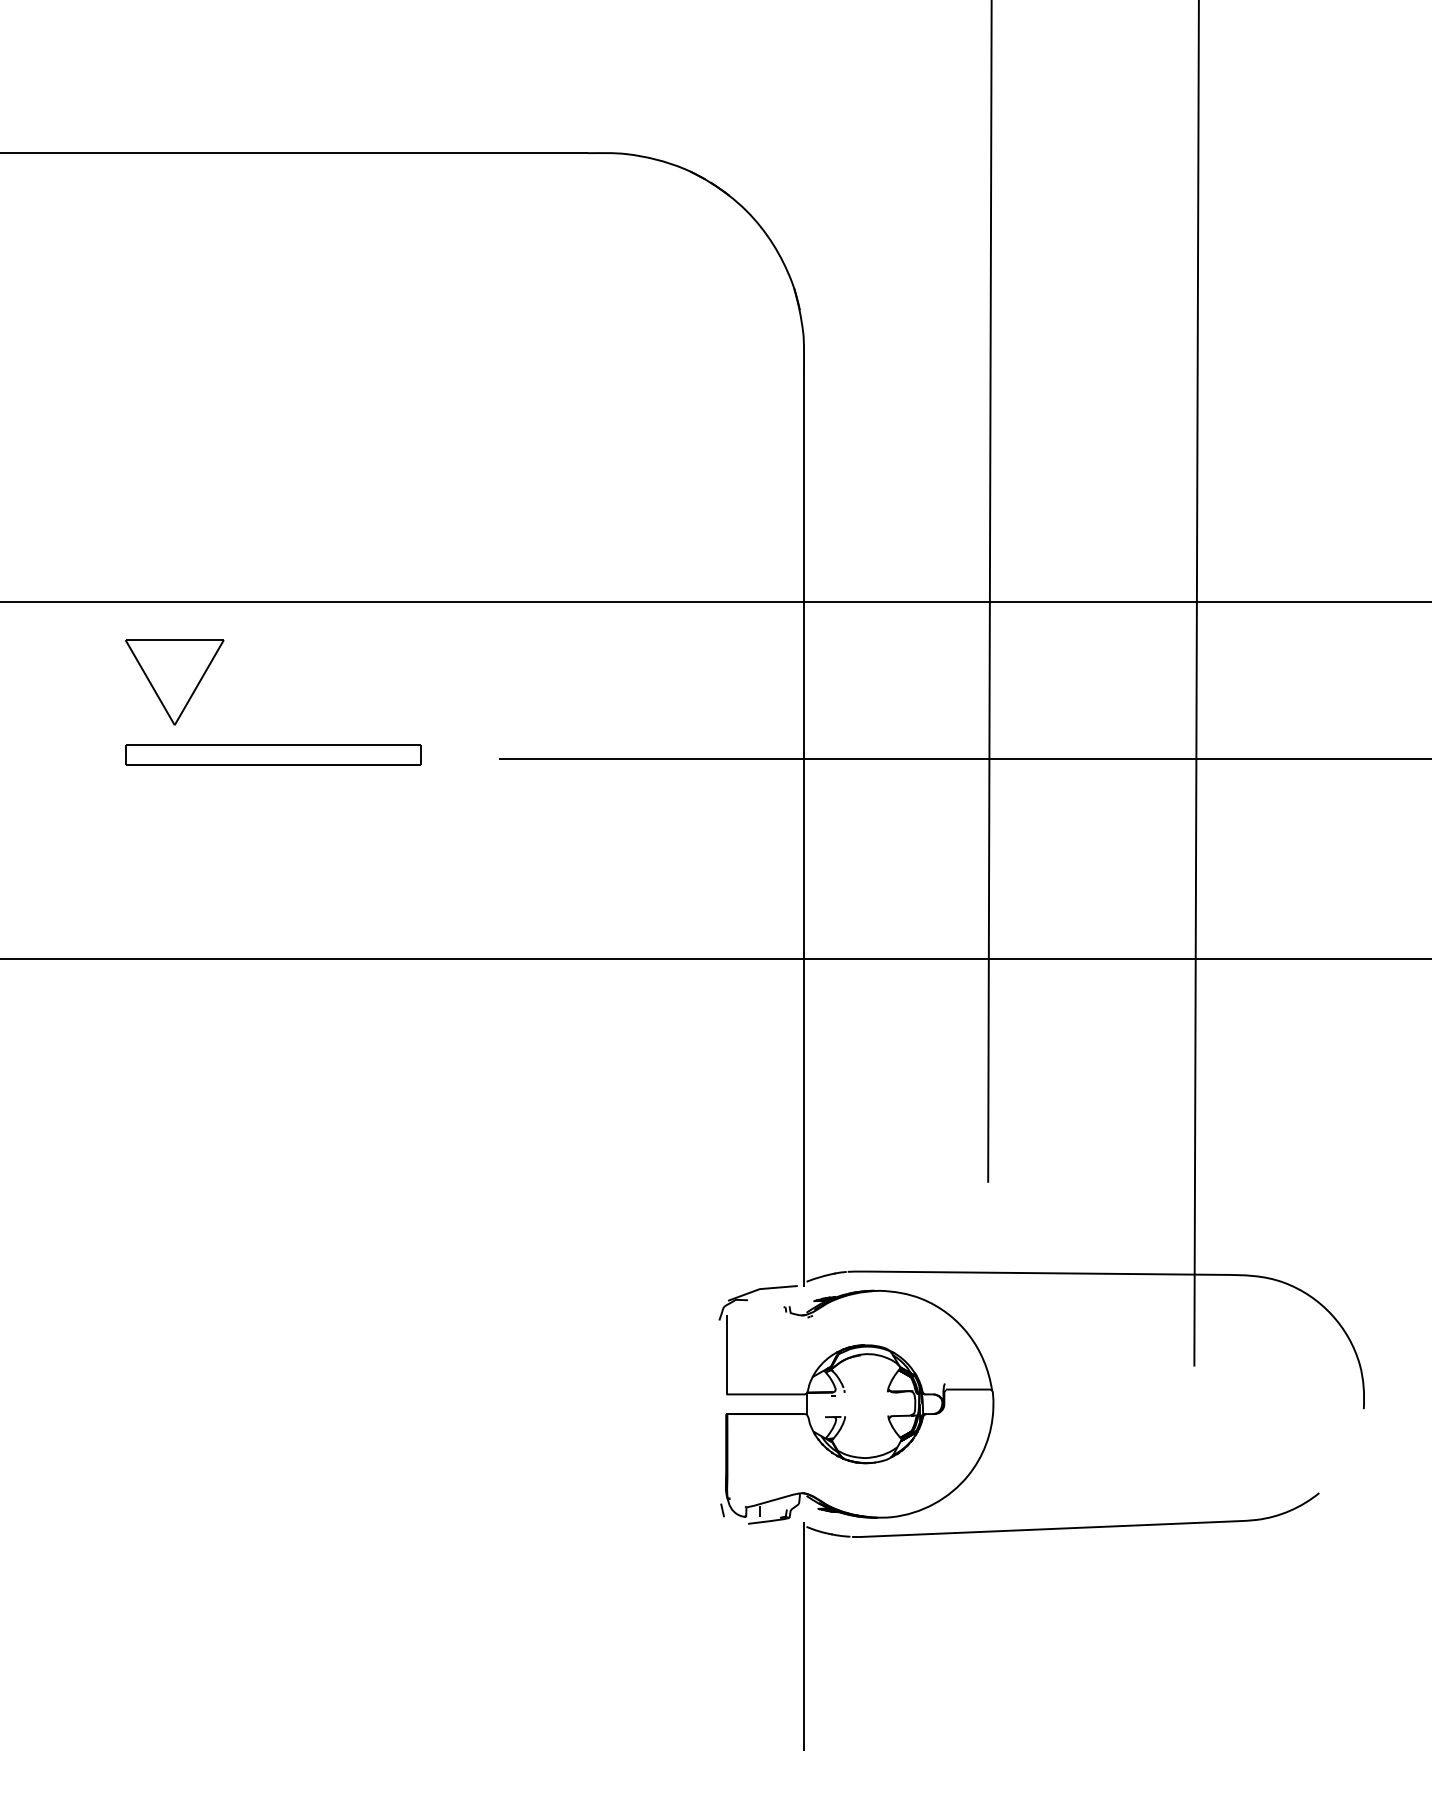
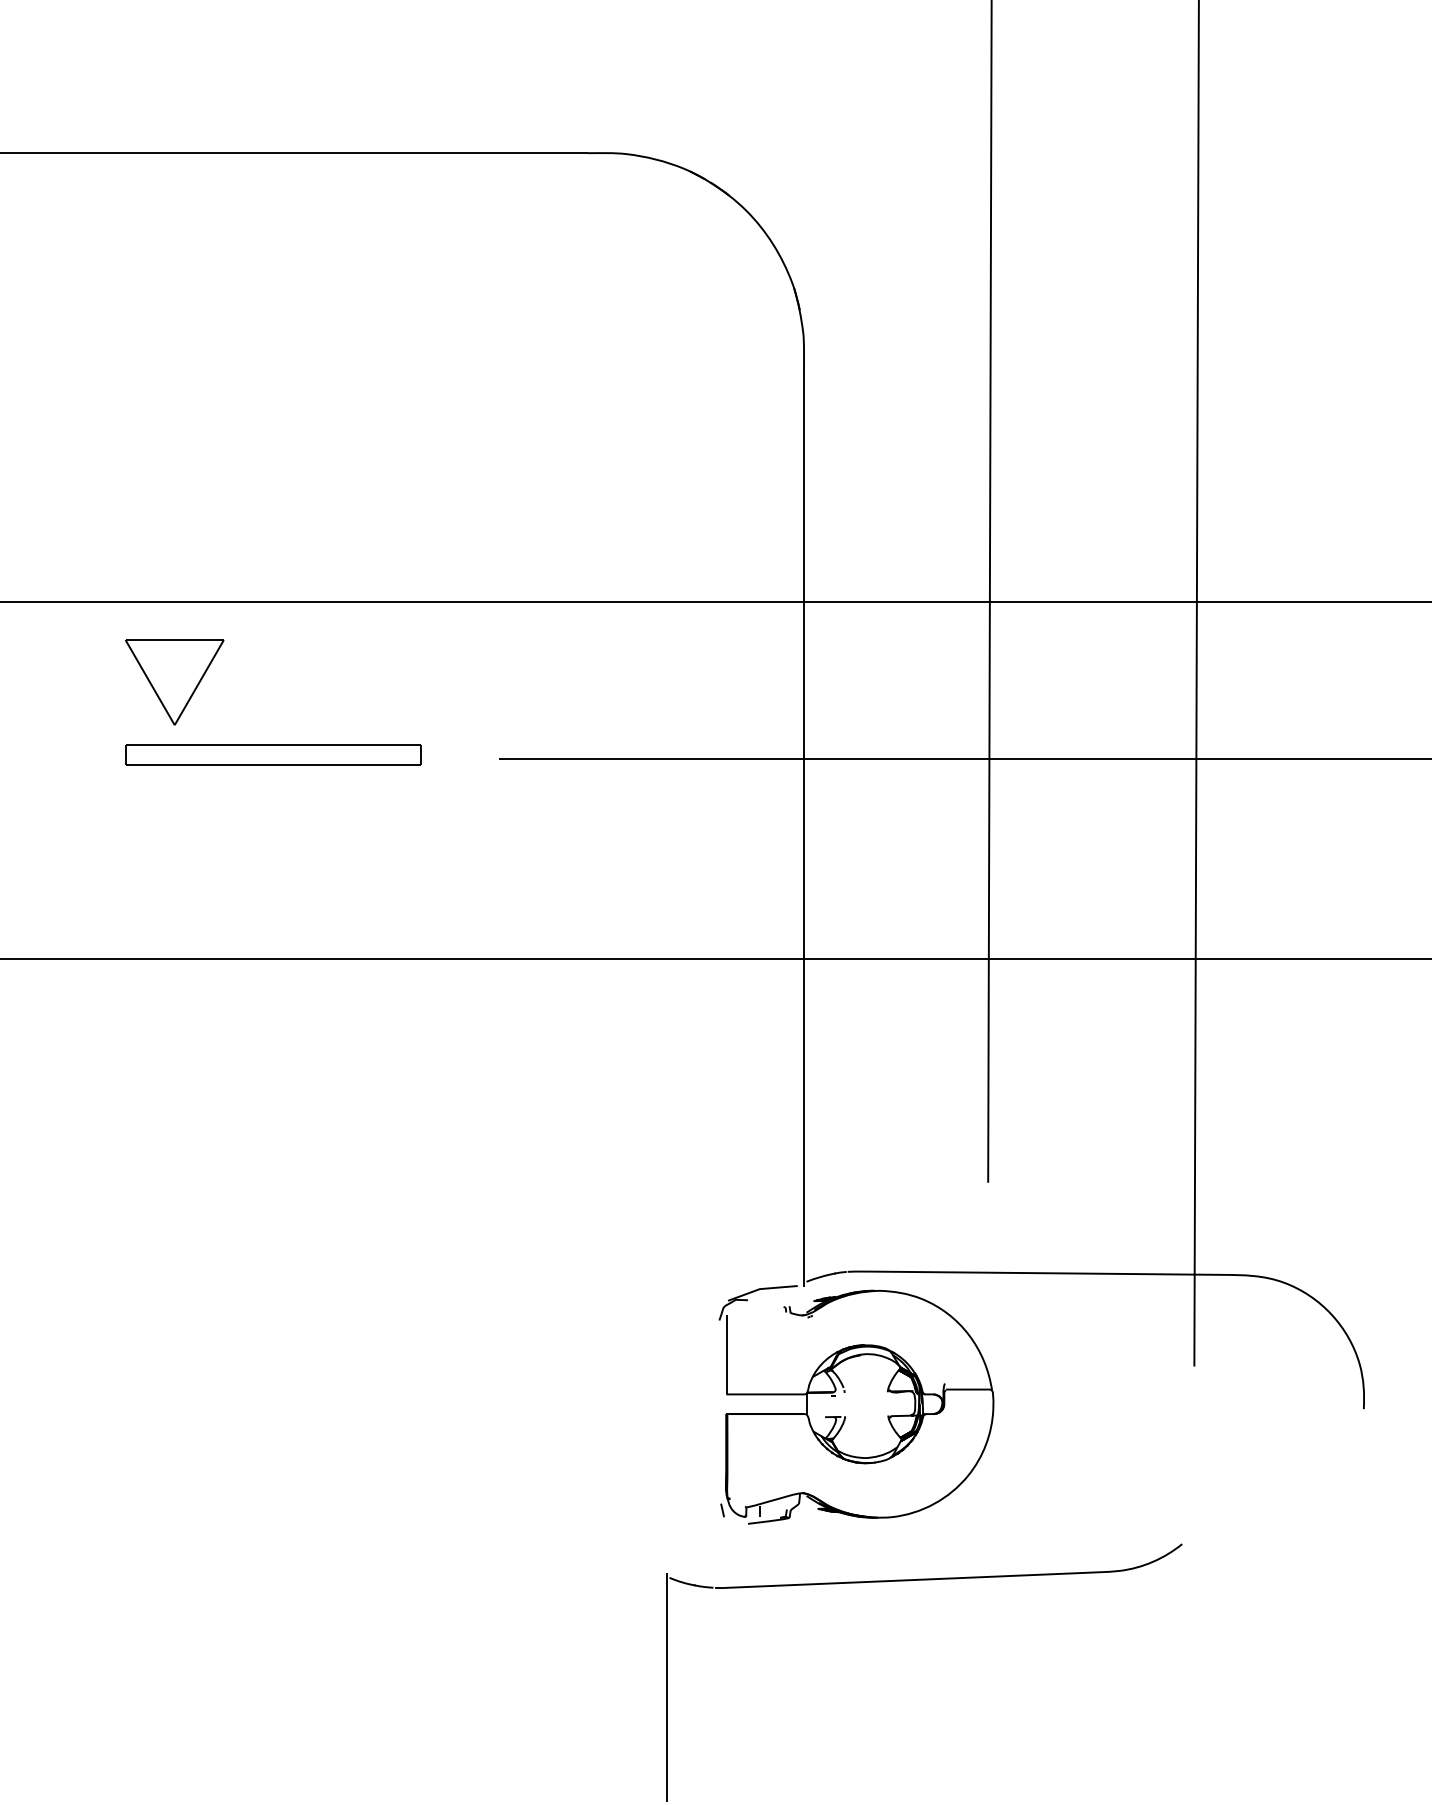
part position: (1061, 1529) -> (924, 1580) (924, 1580)
